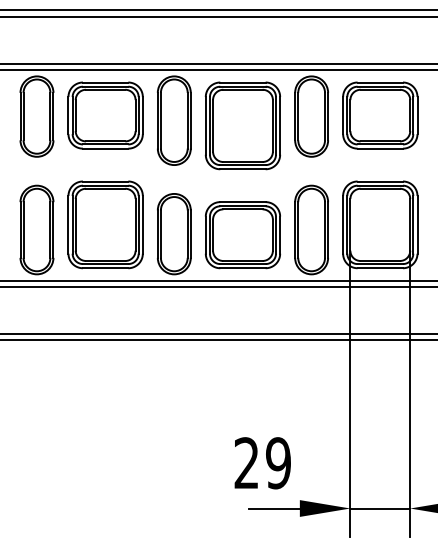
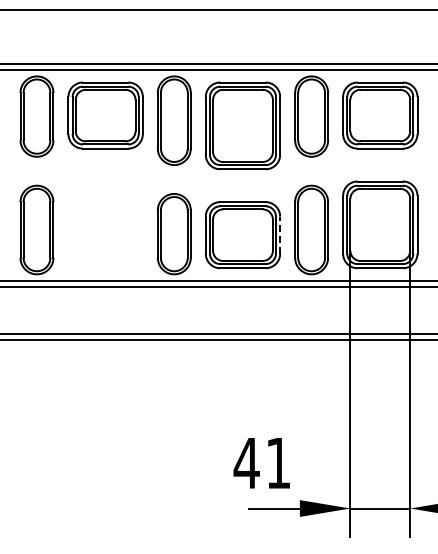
line: present -> none (218, 16)
part: present -> none (105, 224)
line: solid -> dashed (280, 235)
text: 29 -> 41 (261, 463)
